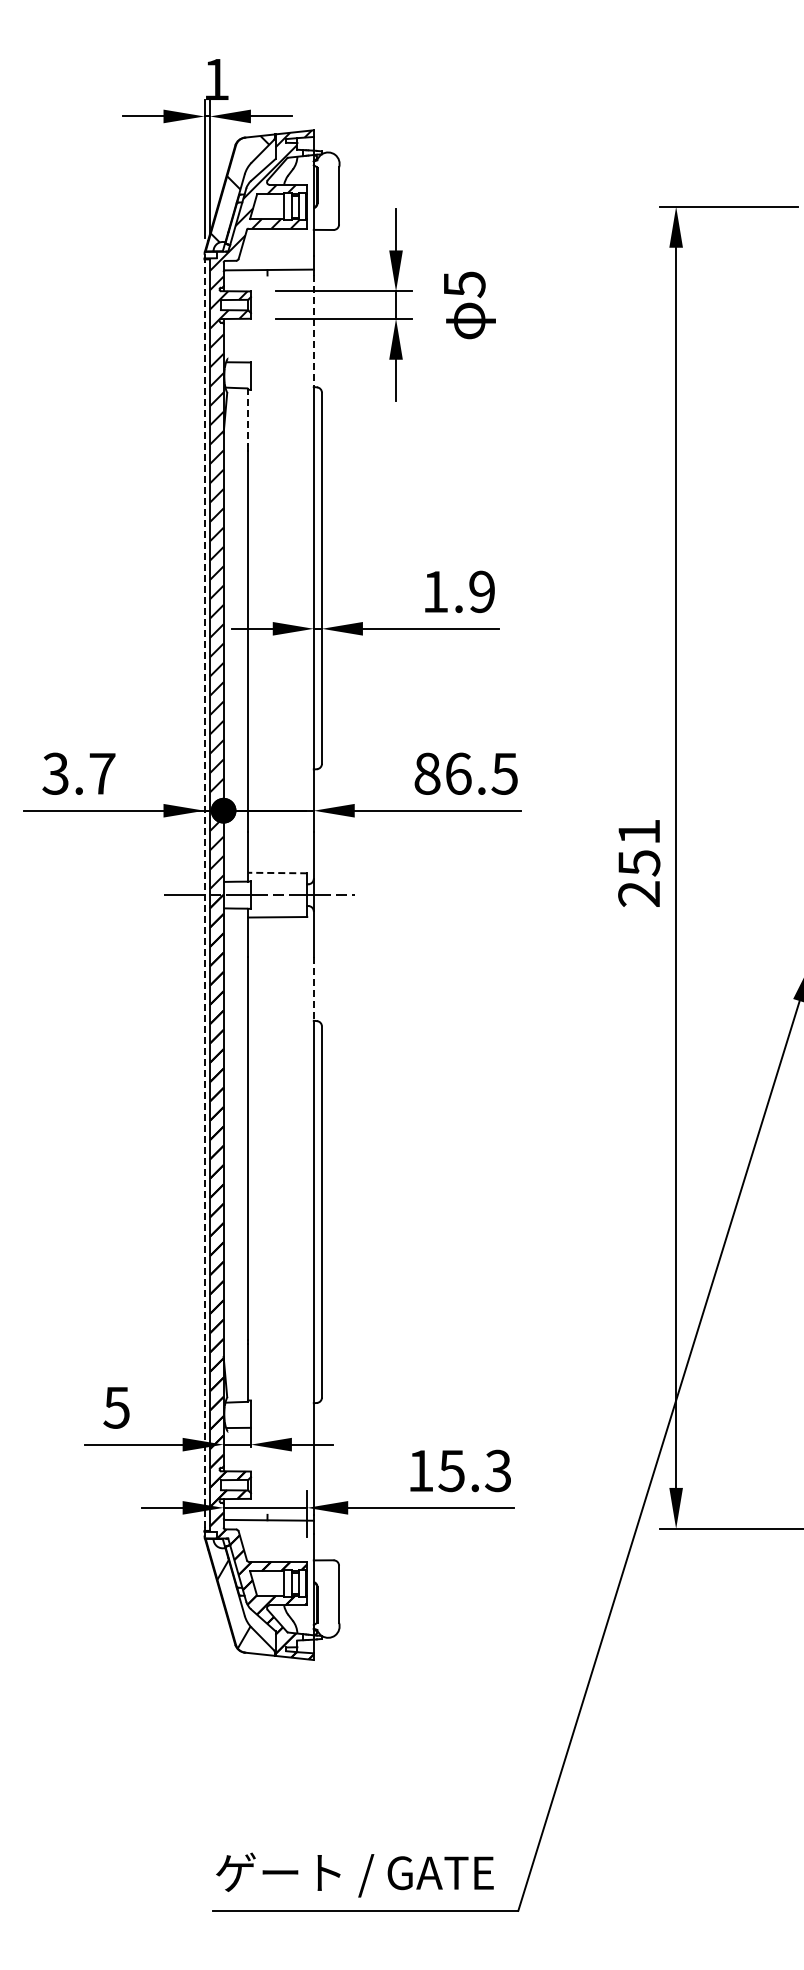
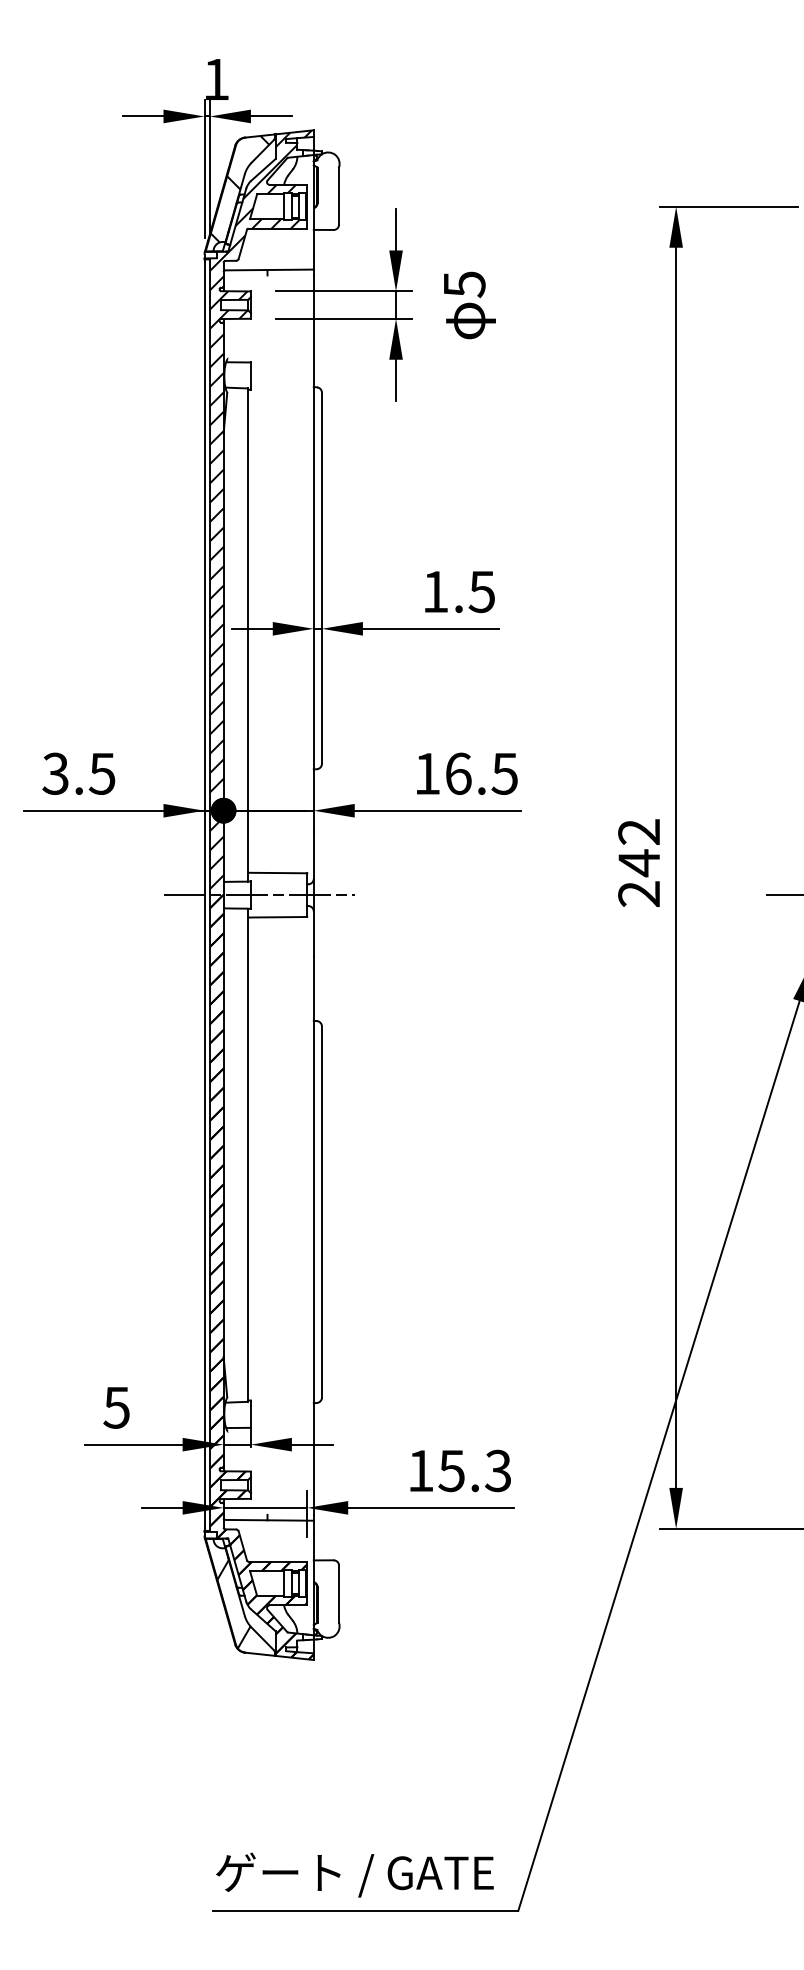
line: dashed -> solid (313, 331)
line: dashed -> solid (248, 417)
text: 1.9 -> 1.5 (481, 591)
text: 3.7 -> 3.5 (101, 773)
text: 86.5 -> 16.5 (427, 773)
text: 251 -> 242 (639, 848)
line: dashed -> solid (277, 873)
line: dashed -> solid (204, 894)
line: none -> present (783, 895)
line: dashed -> solid (313, 989)
